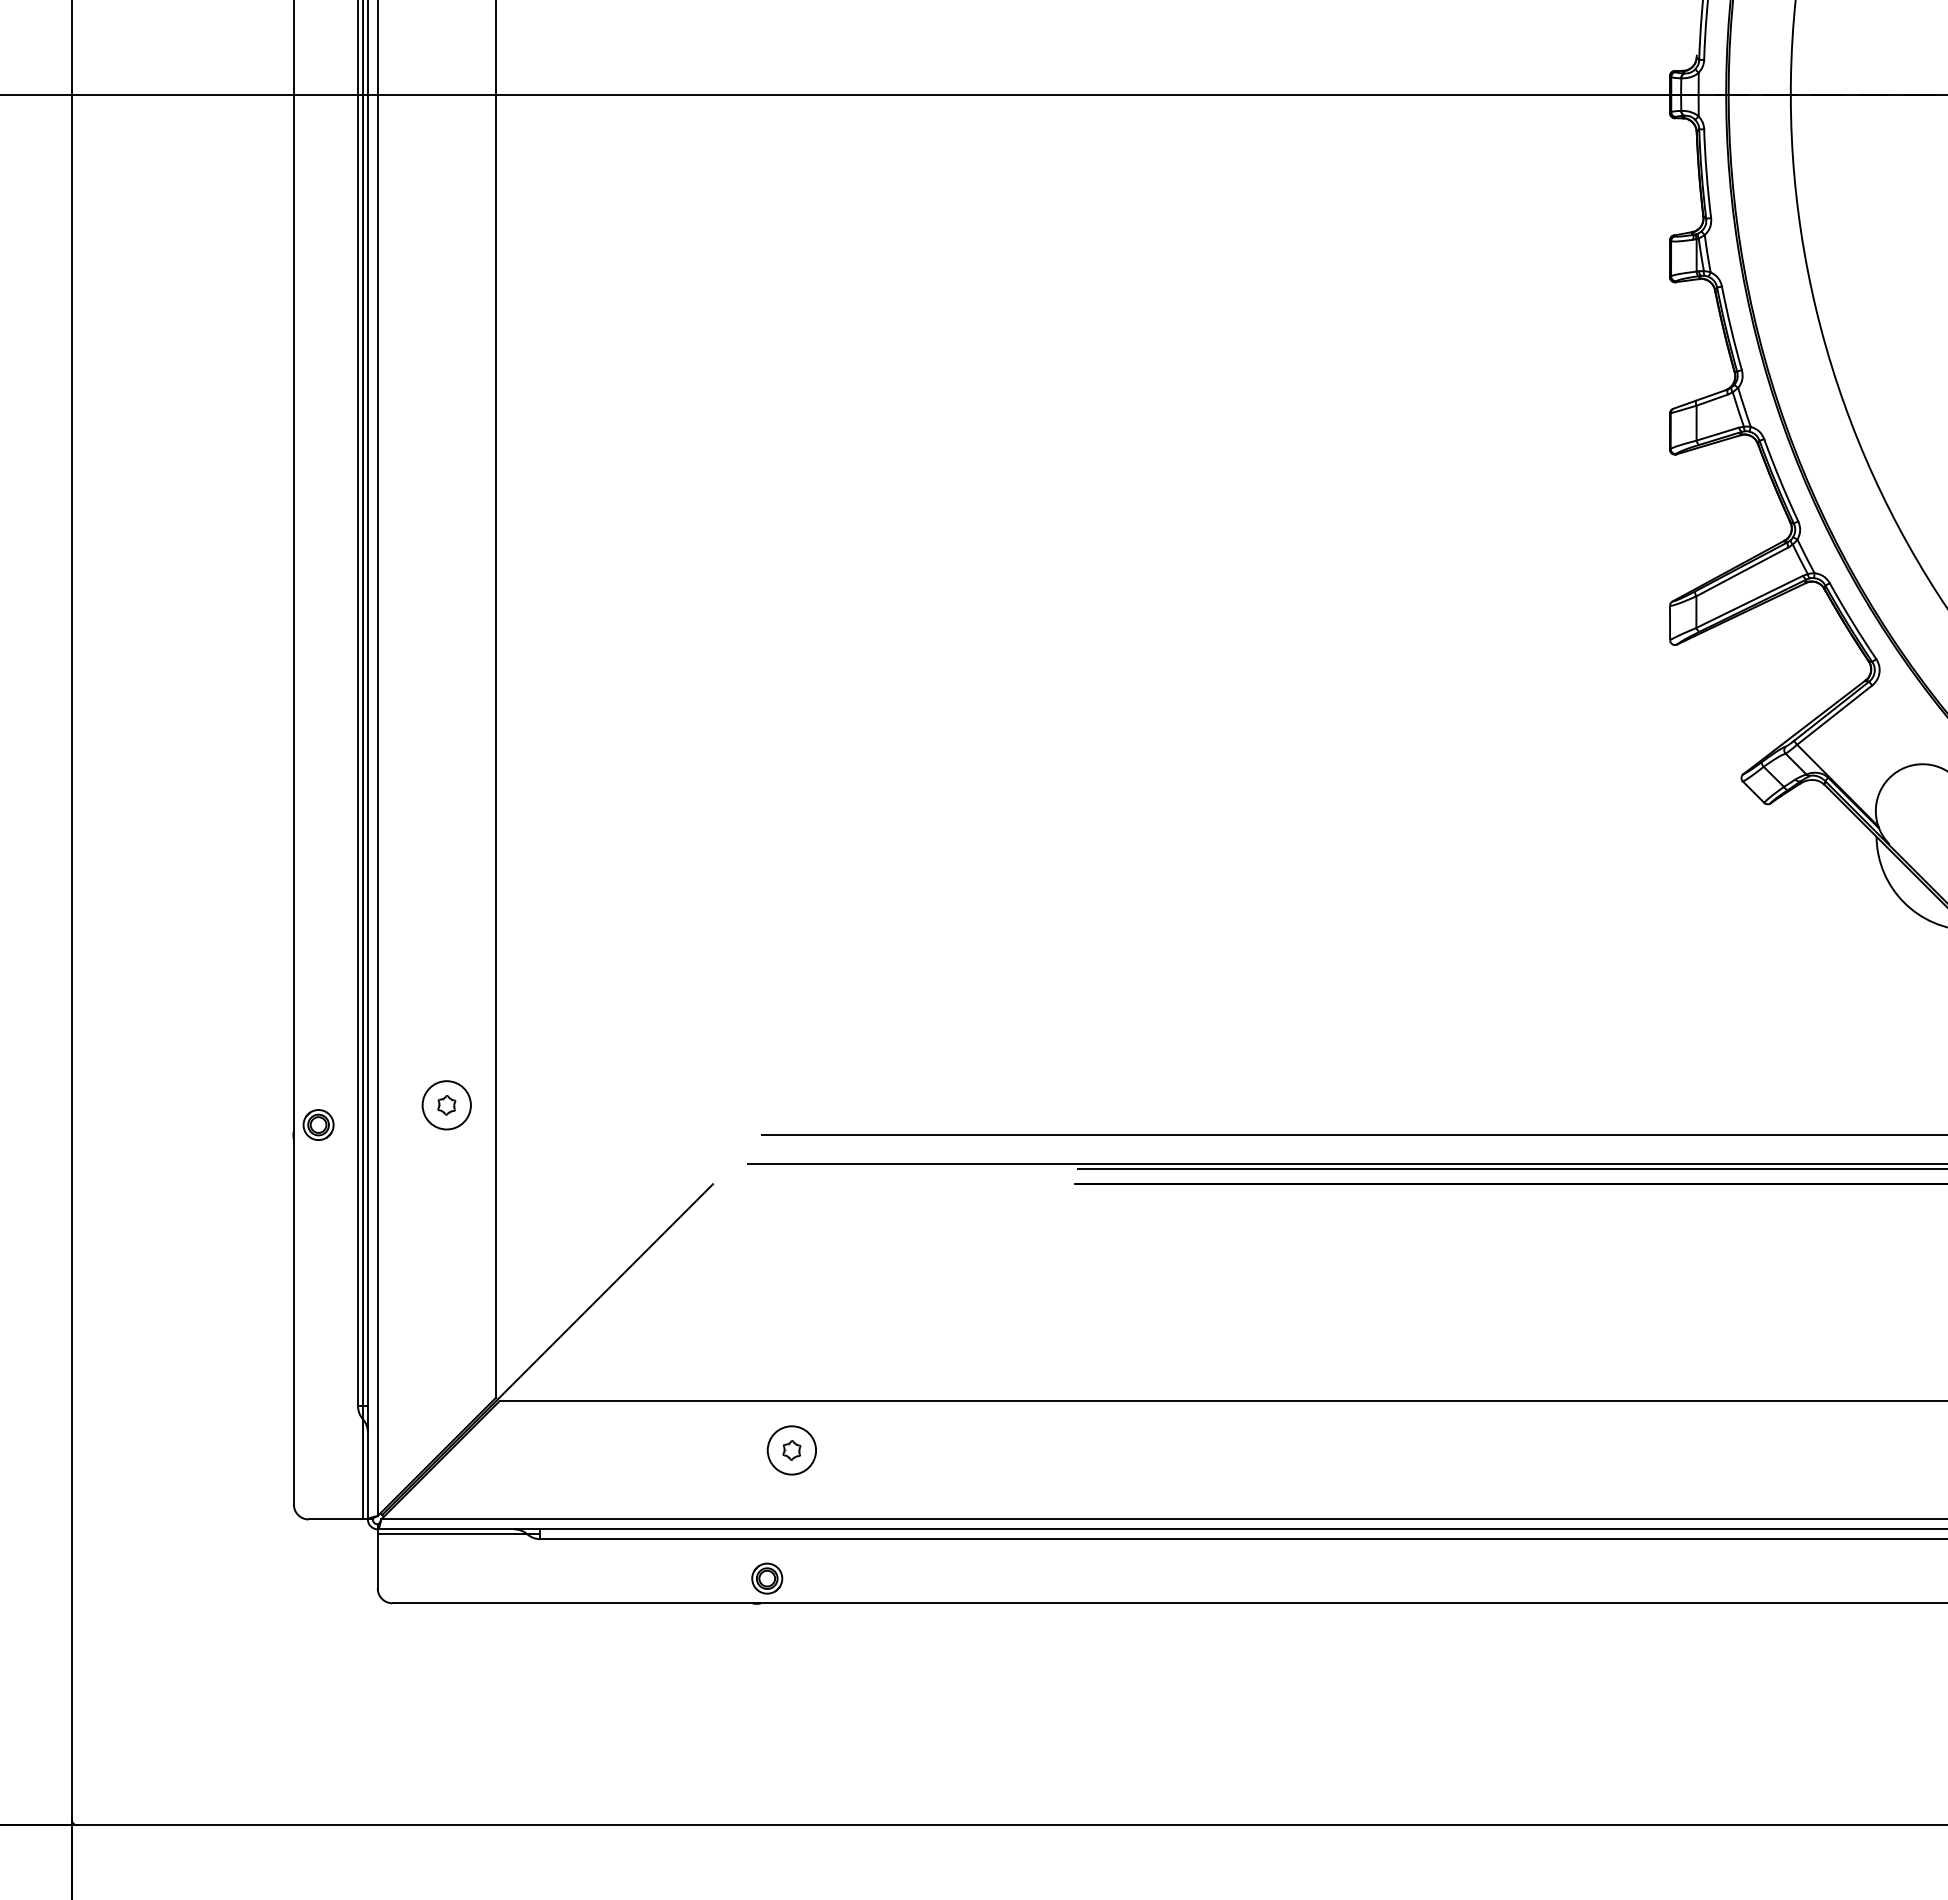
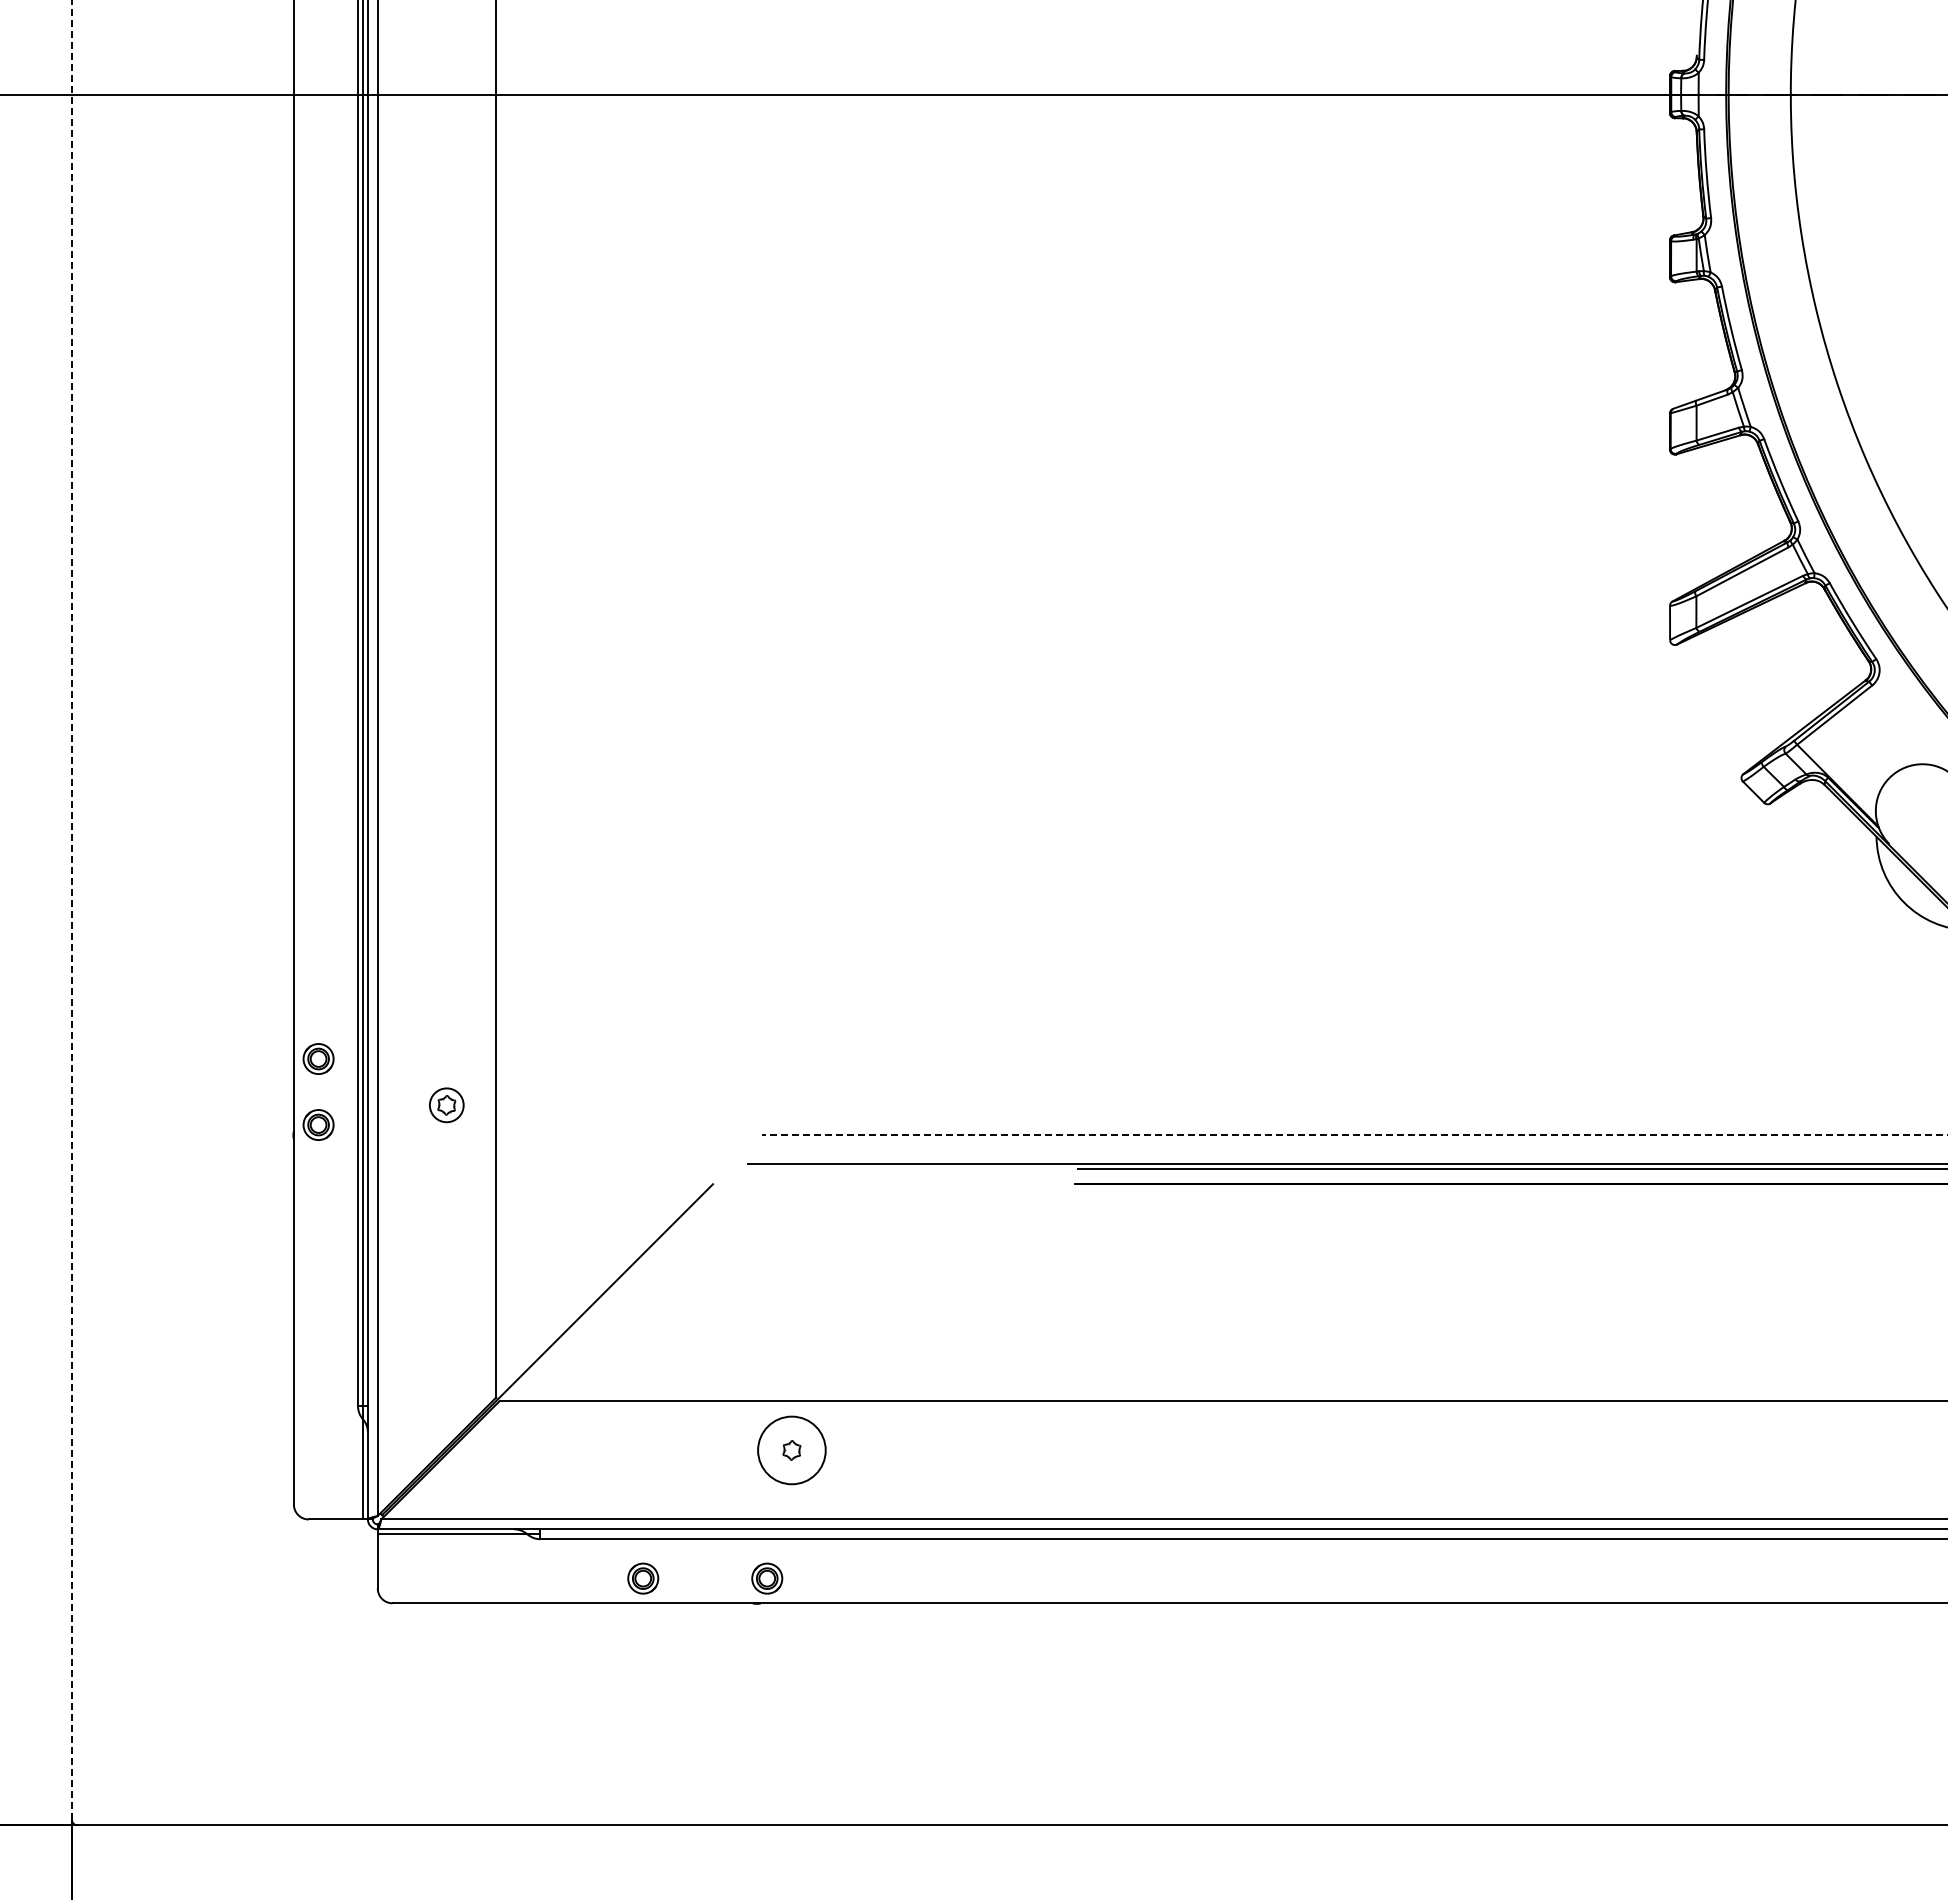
line: solid -> dashed (72, 910)
part: none -> present (318, 1058)
circle diameter: 48 px -> 34 px (446, 1105)
line: solid -> dashed (1354, 1134)
circle diameter: 48 px -> 68 px (791, 1450)
part: none -> present (643, 1578)
